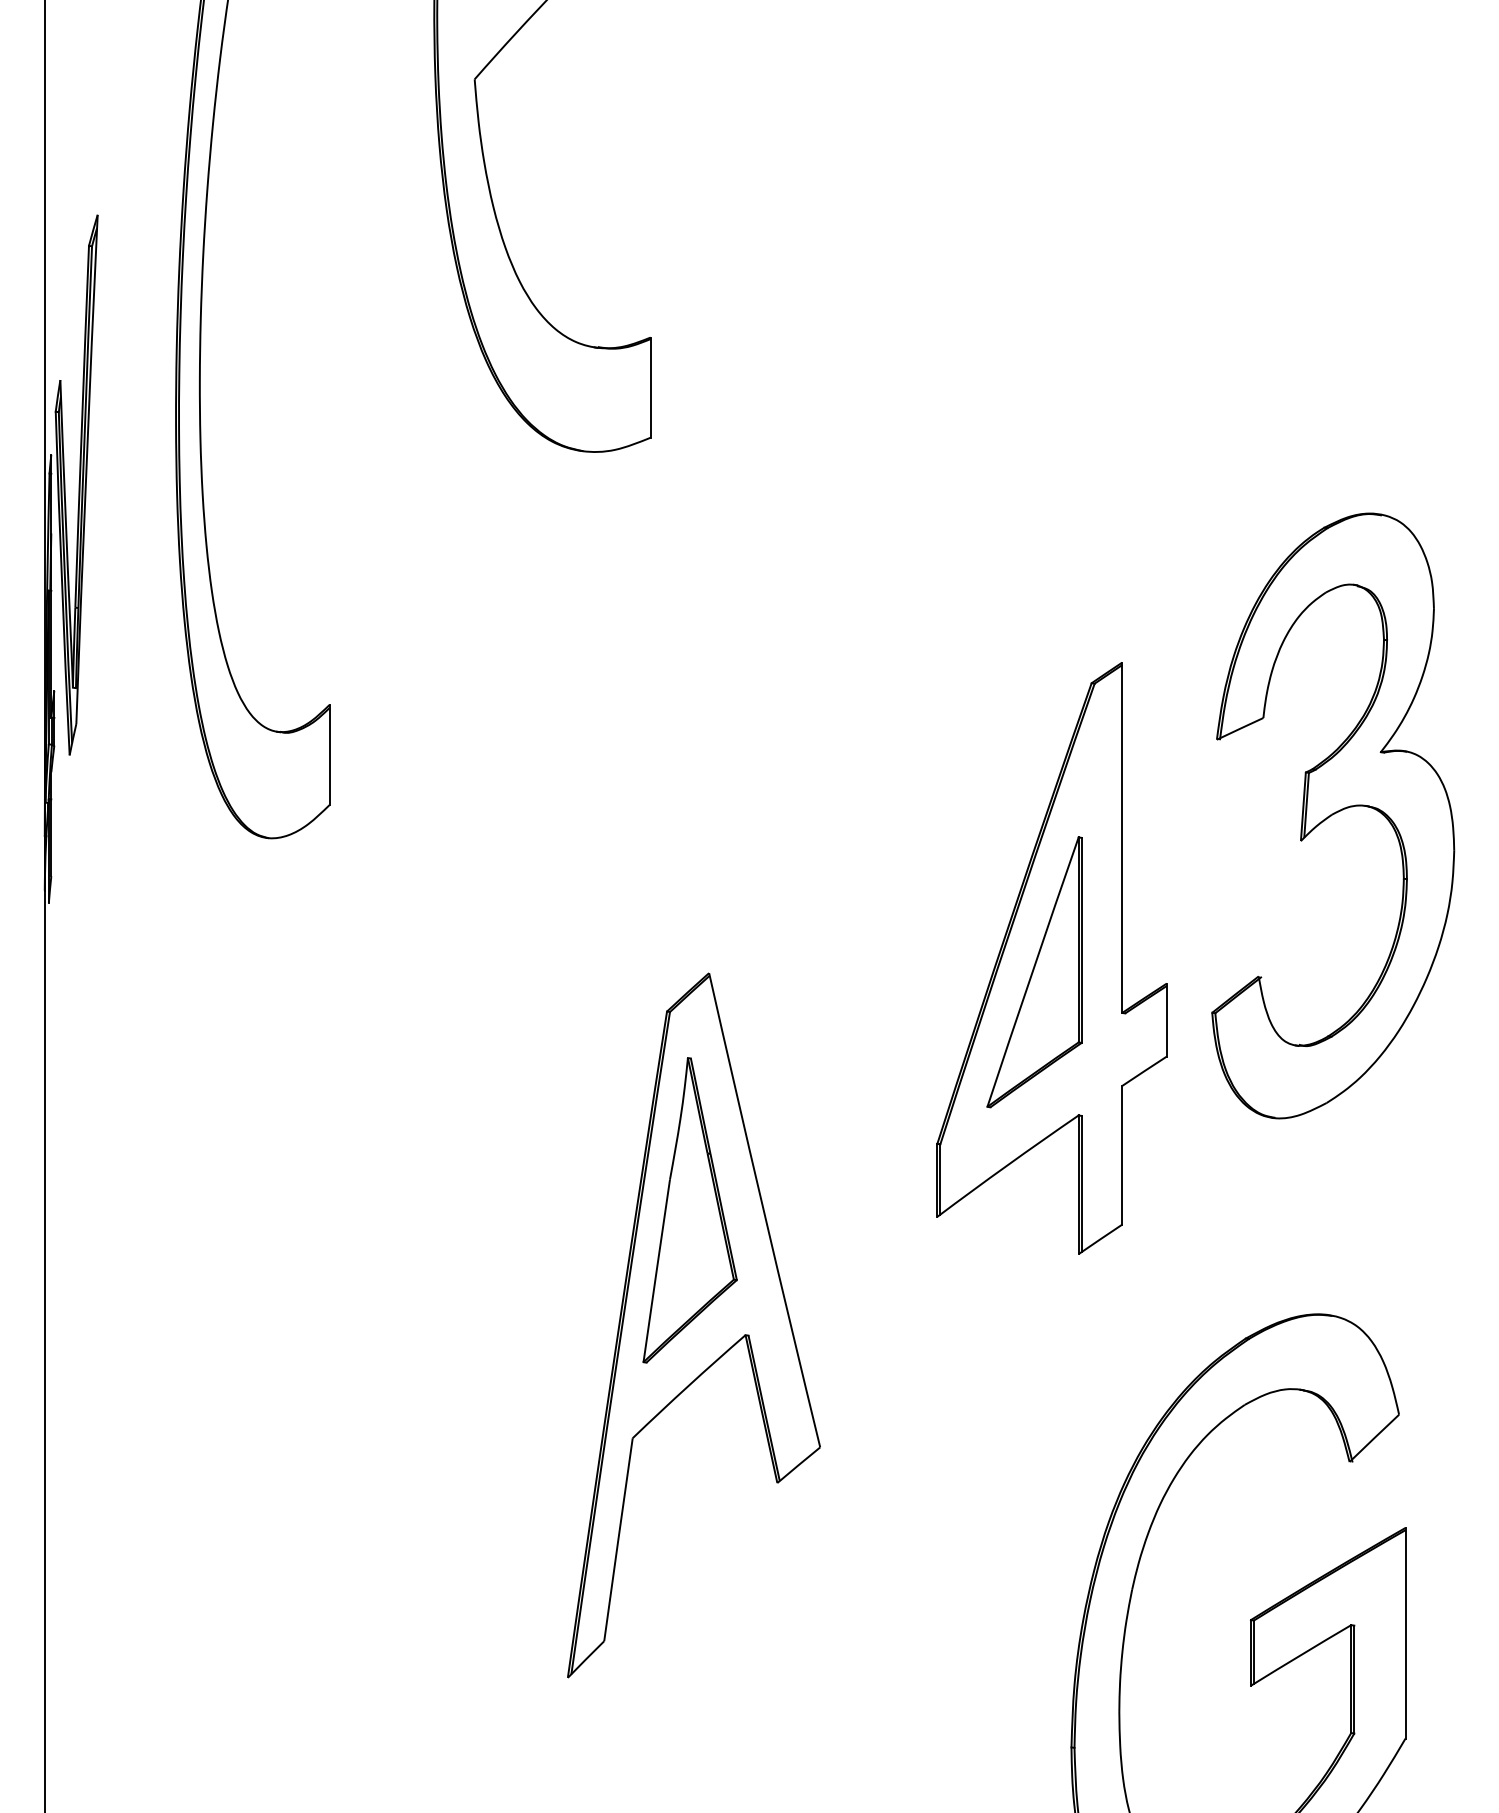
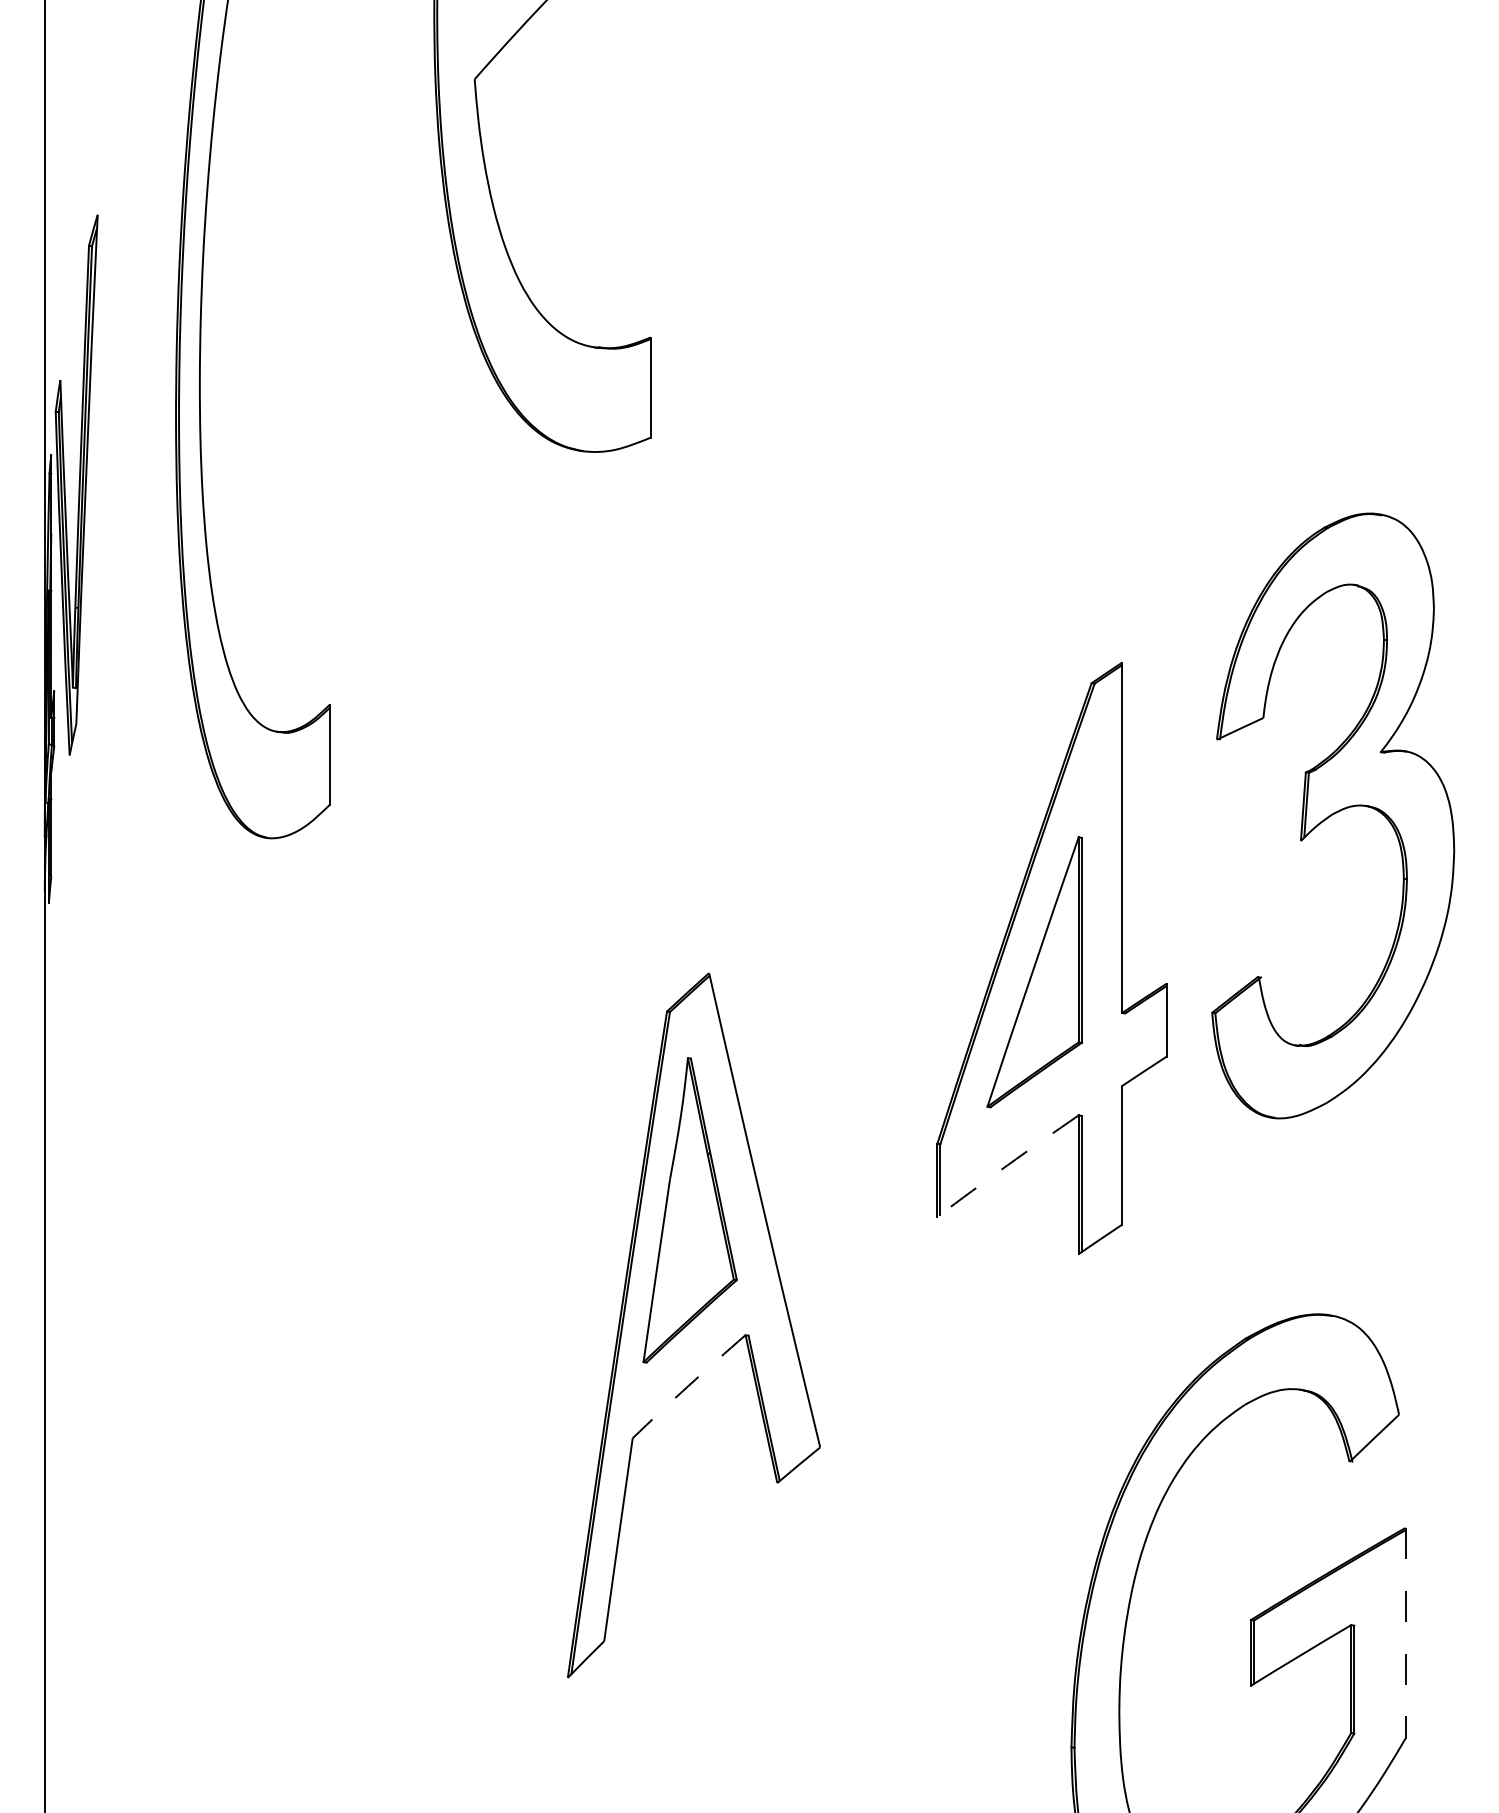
arc: solid -> dashed (1007, 1165)
arc: solid -> dashed (688, 1385)
line: solid -> dashed (1405, 1633)
